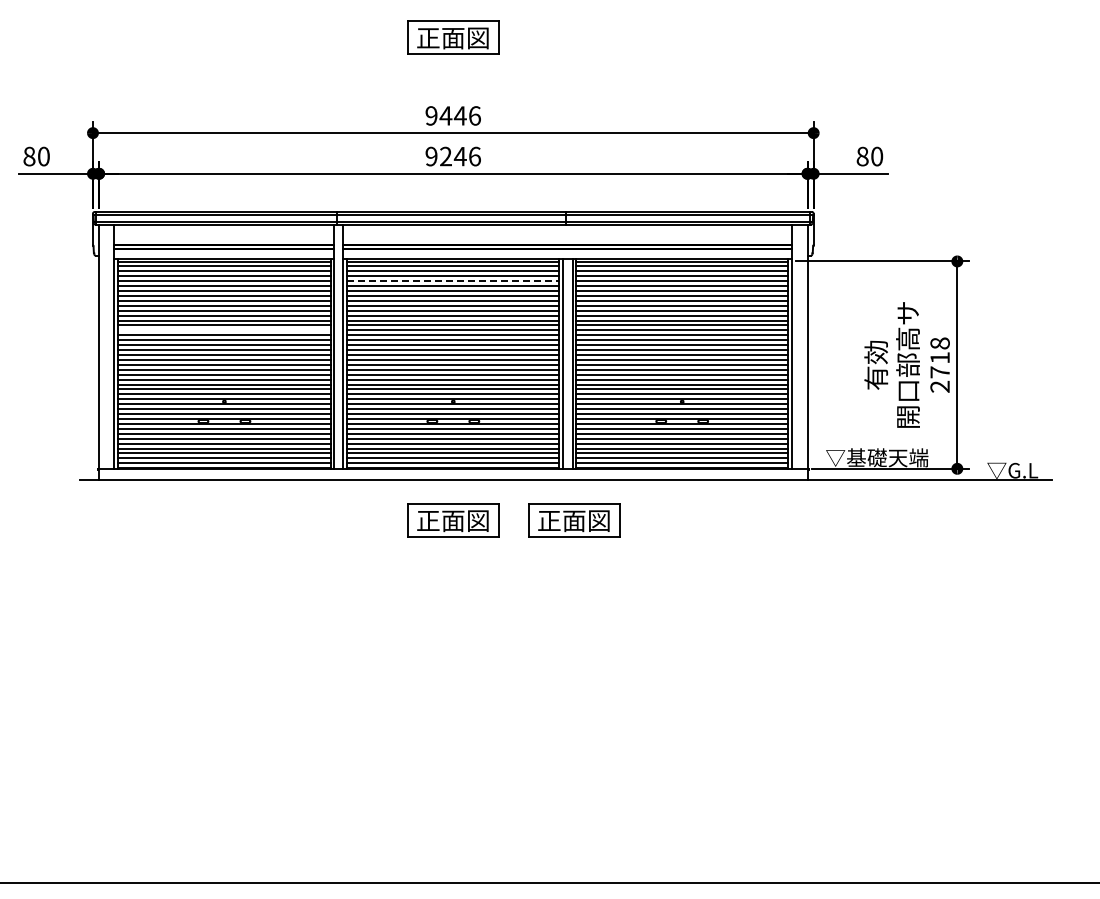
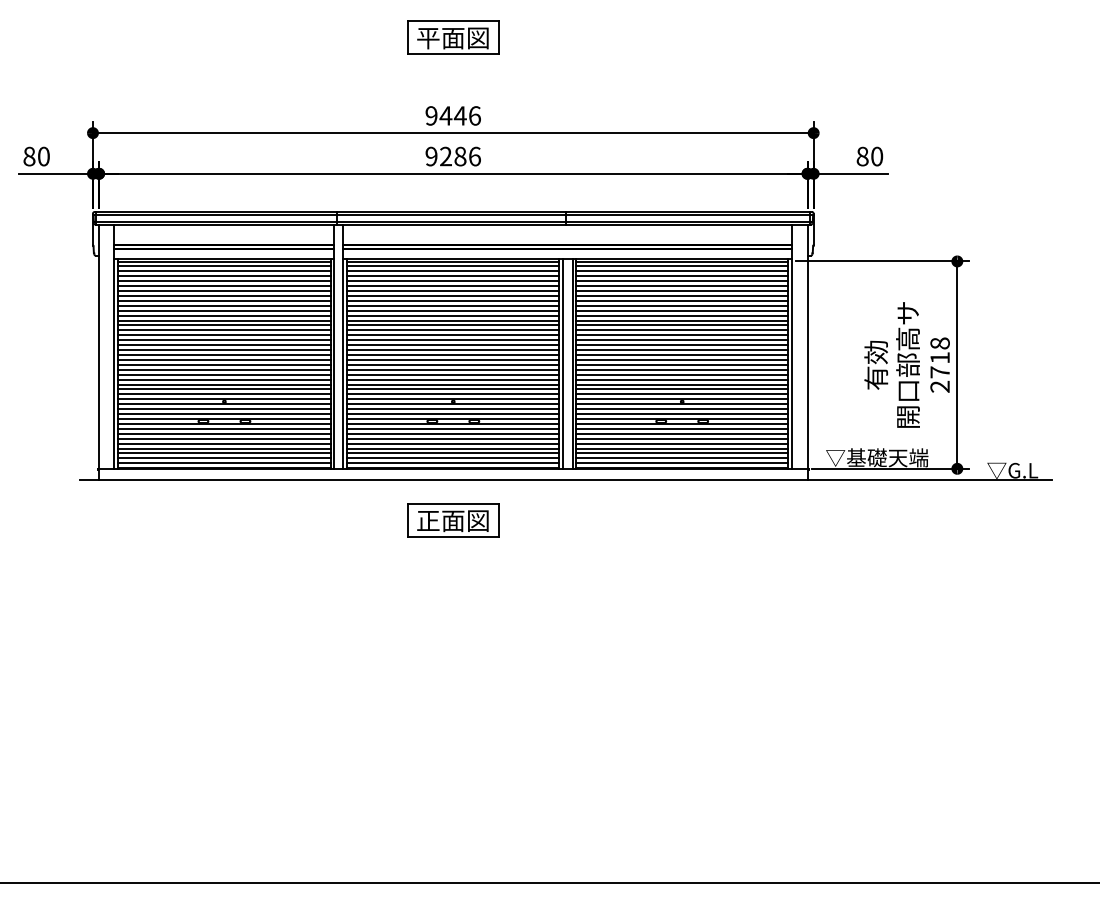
text: 正面図 -> 平面図 (428, 38)
text: 9246 -> 9286 (459, 156)
line: dashed -> solid (453, 281)
line: none -> present (224, 330)
part: present -> none (574, 520)
